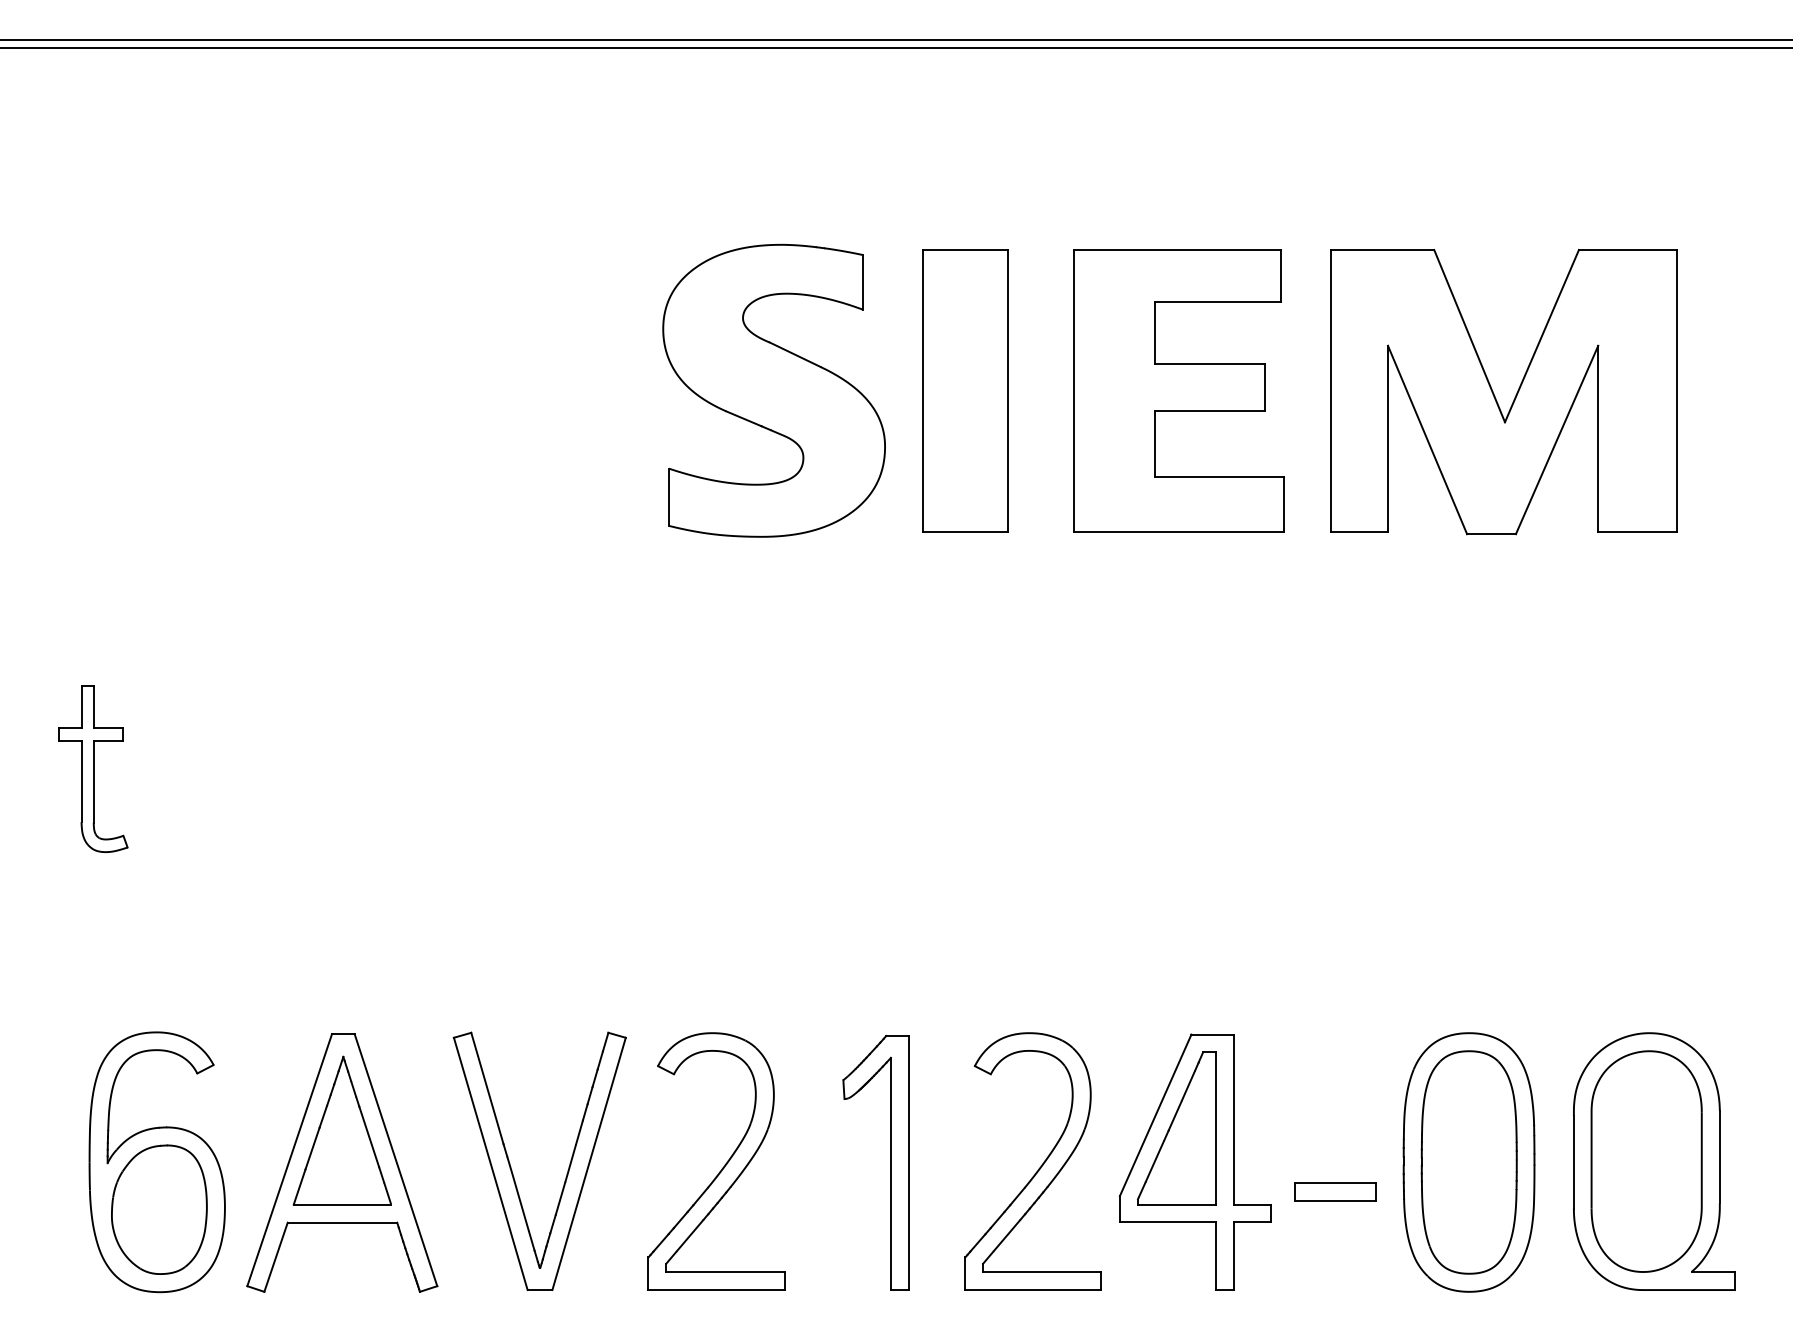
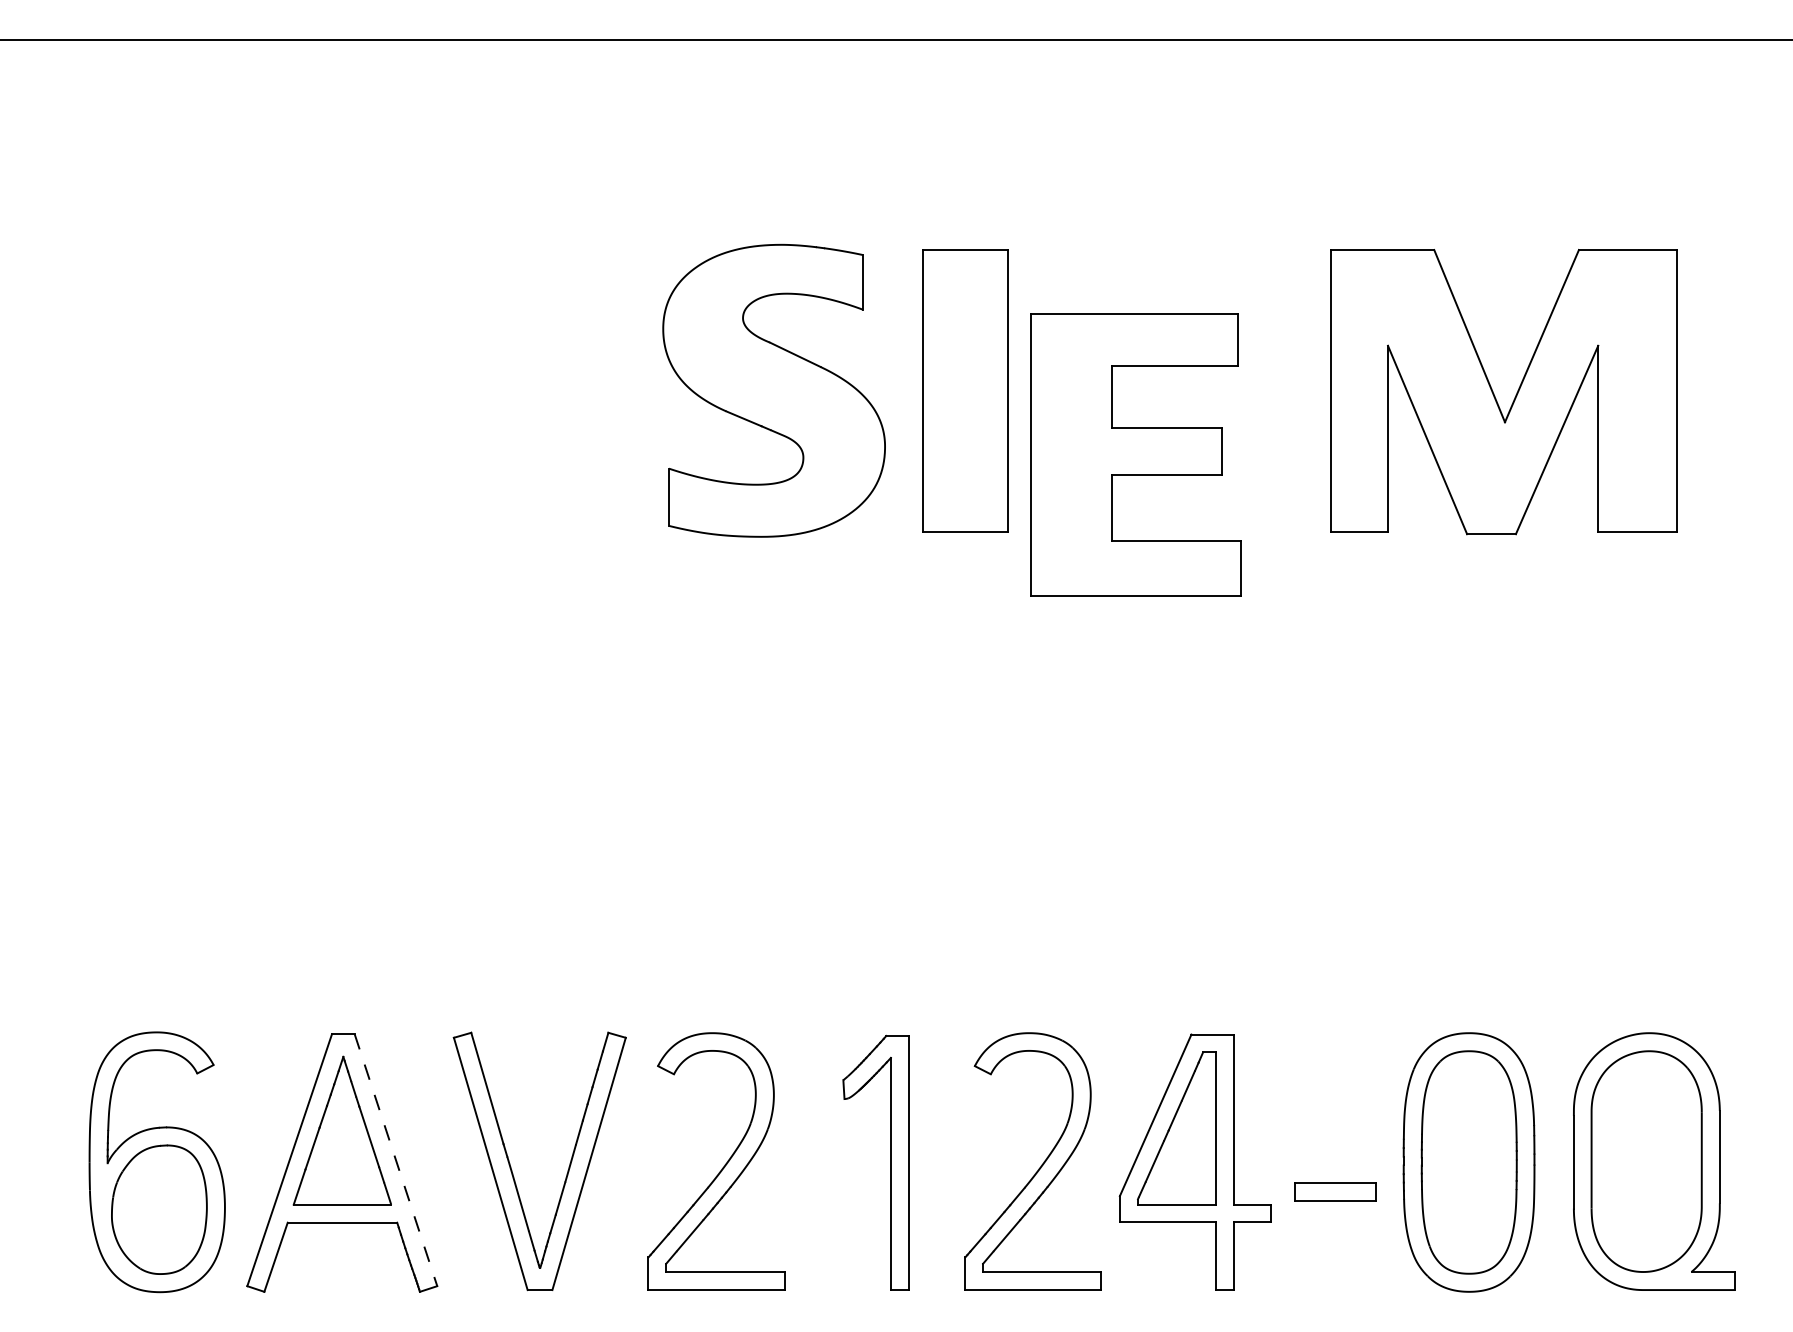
line: present -> none (895, 47)
part position: (1178, 390) -> (1135, 454) (1135, 454)
part: present -> none (93, 768)
line: solid -> dashed (395, 1160)
